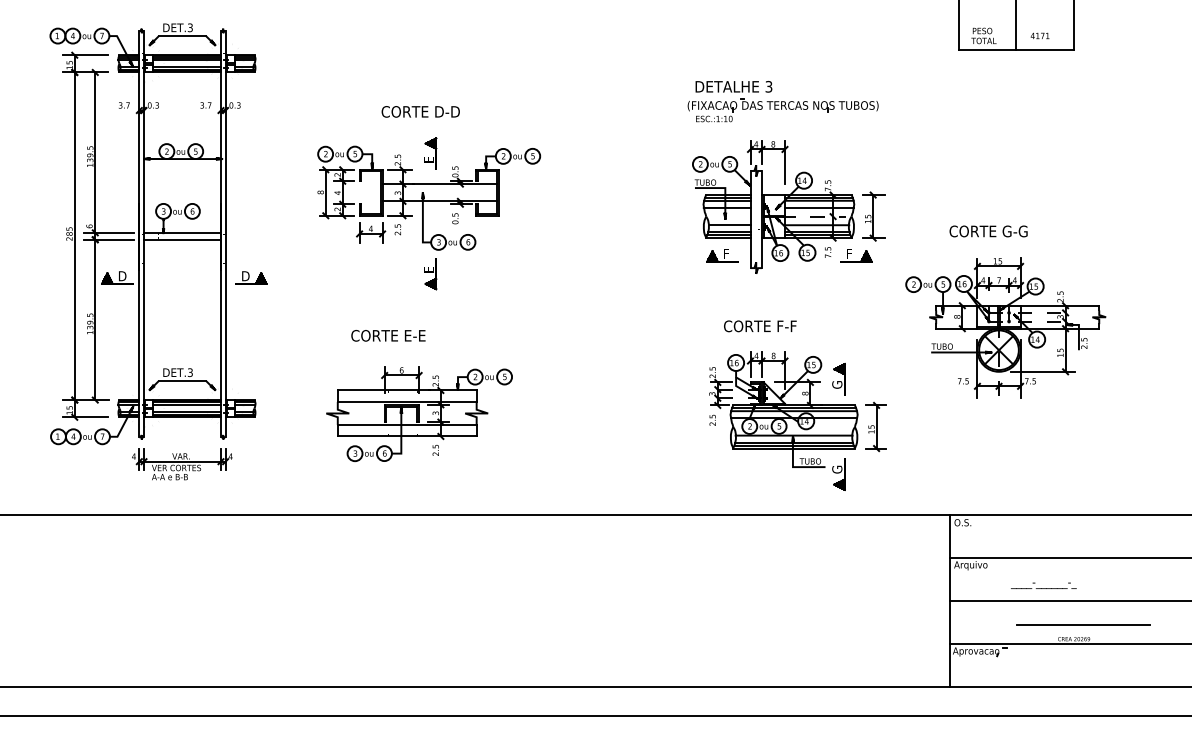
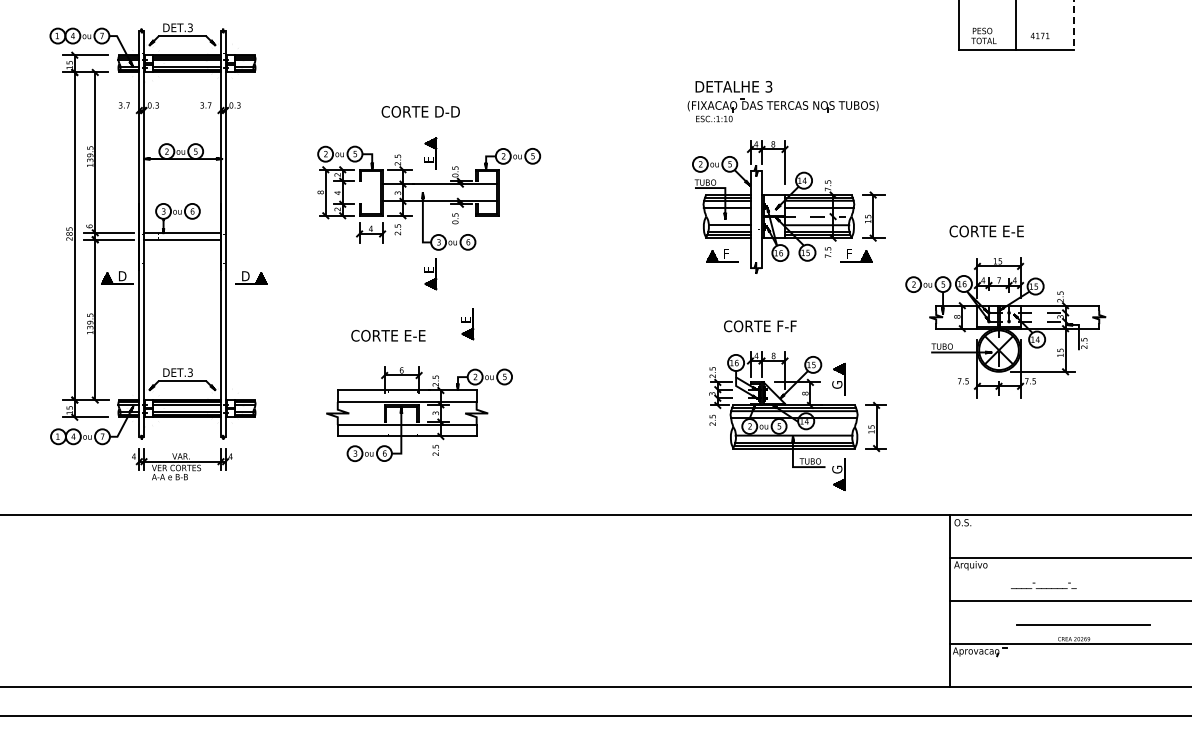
line: solid -> dashed (1073, 25)
text: CORTE G-G -> CORTE E-E (1014, 231)
part: none -> present (467, 324)
